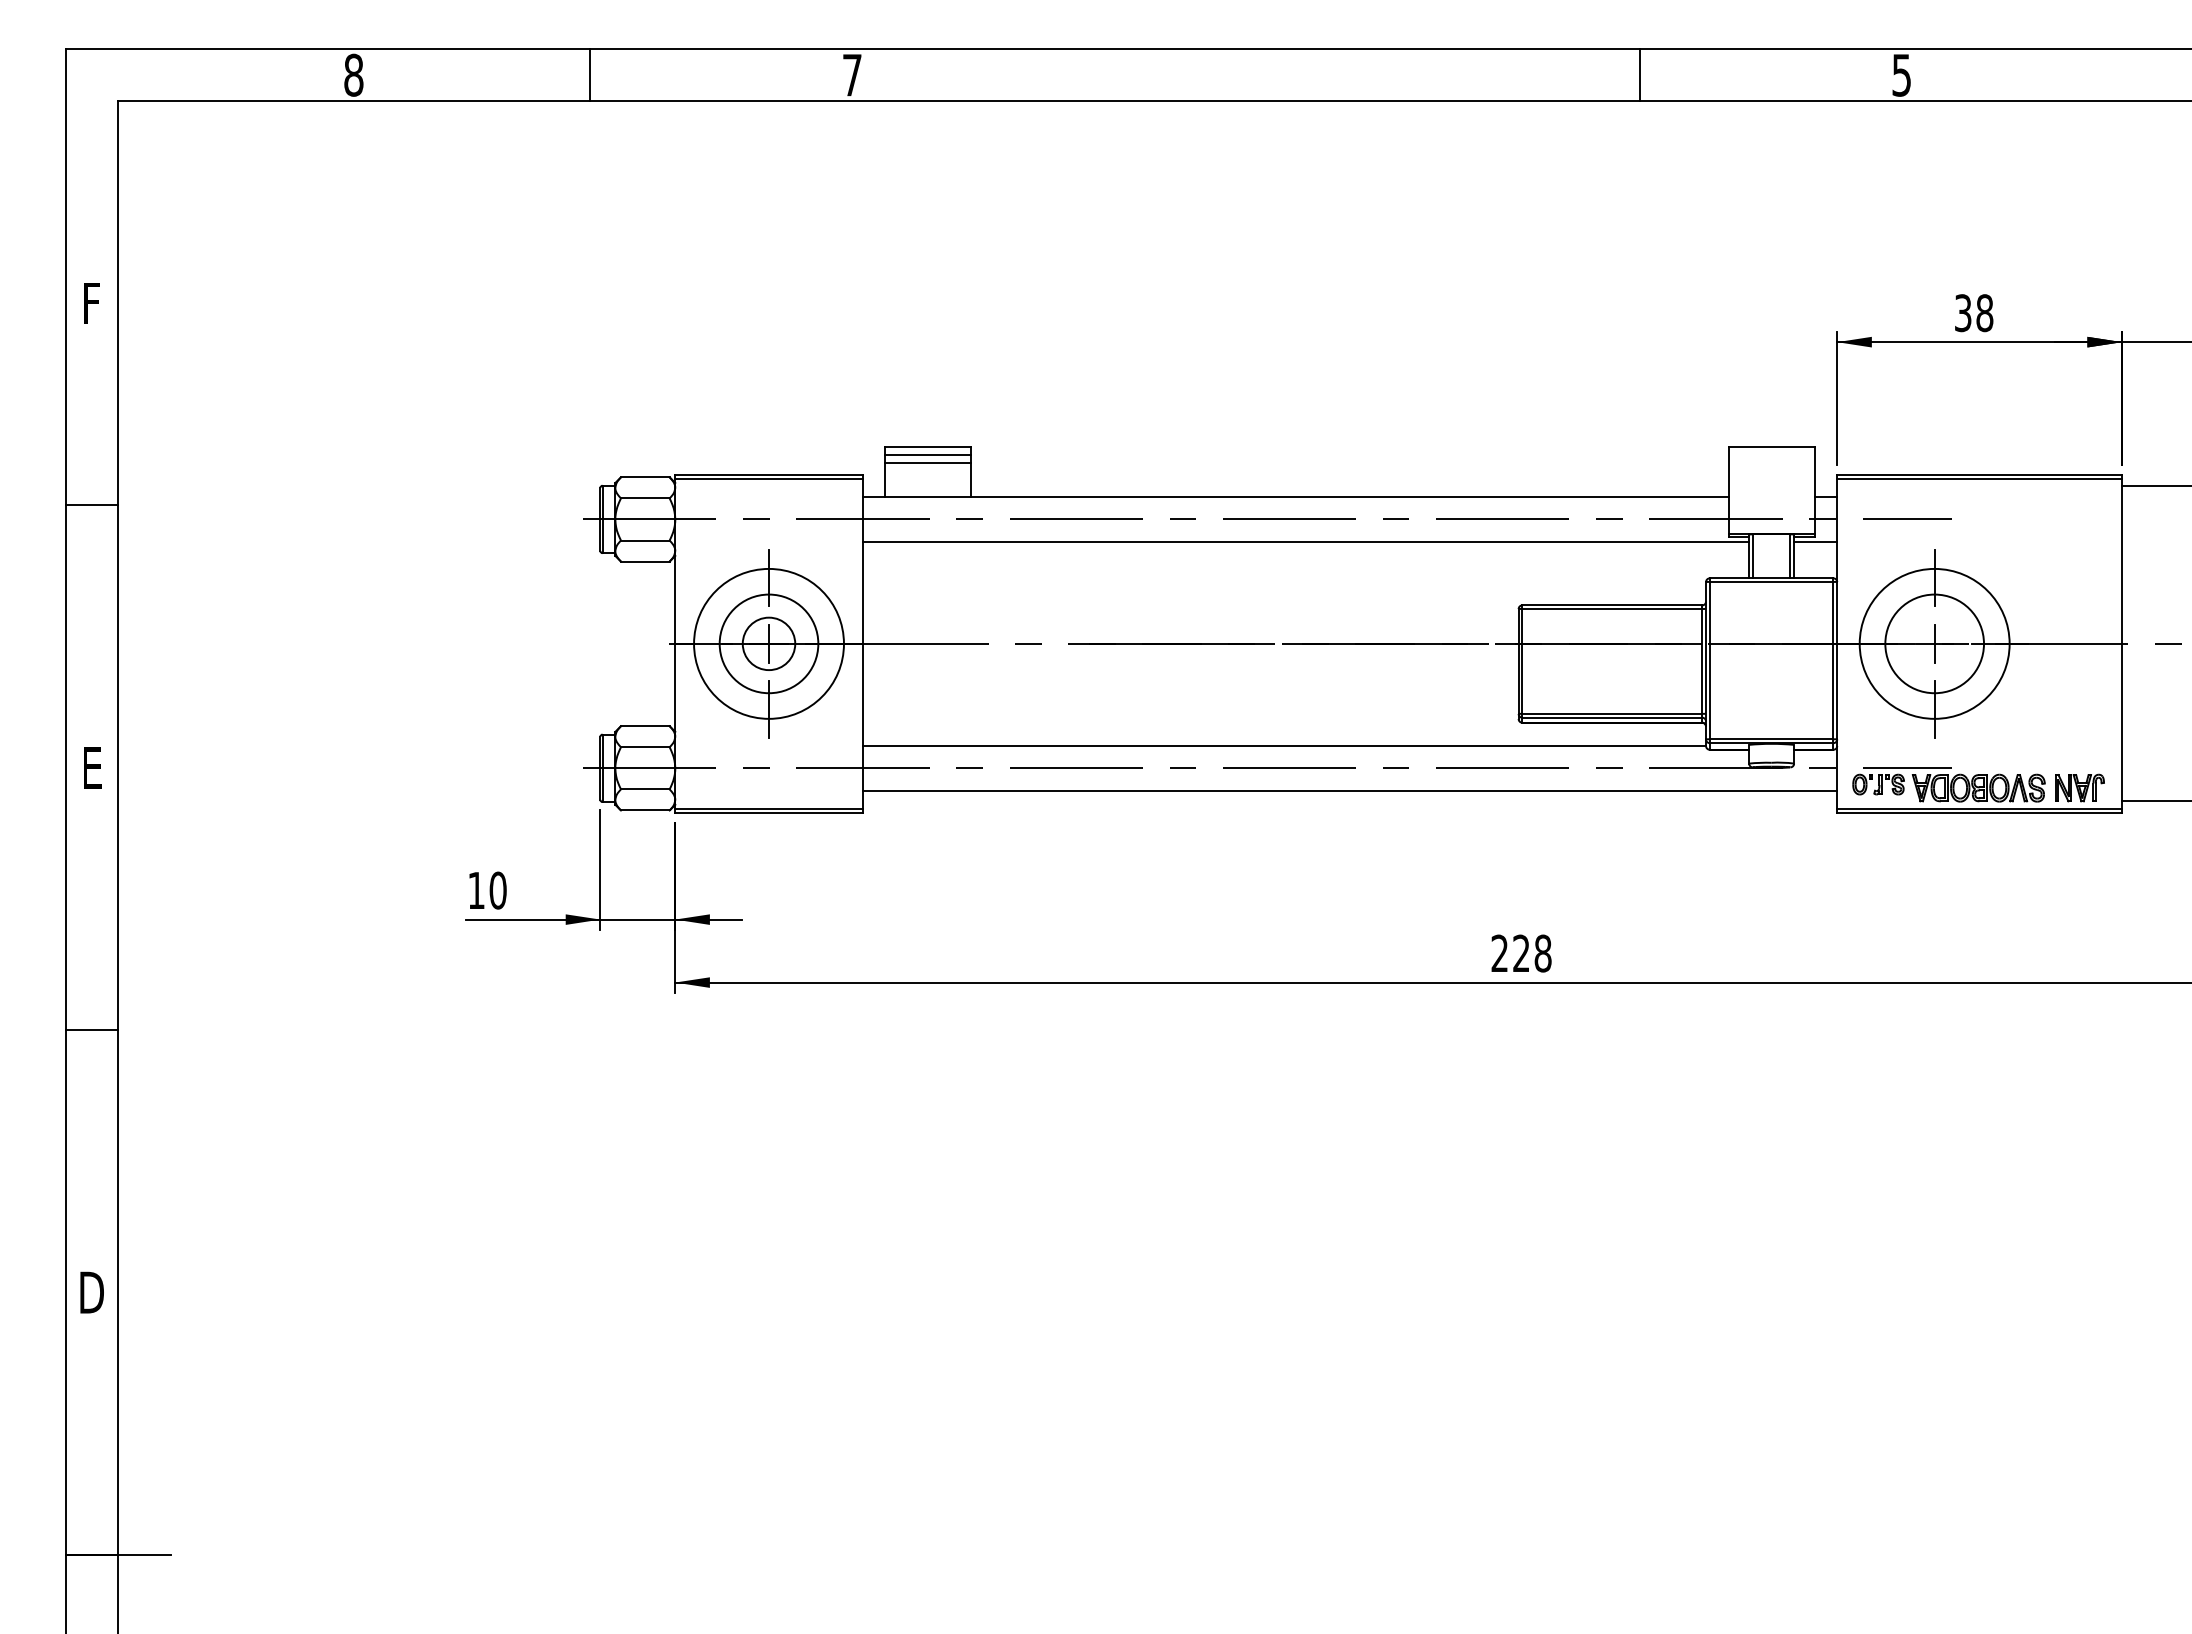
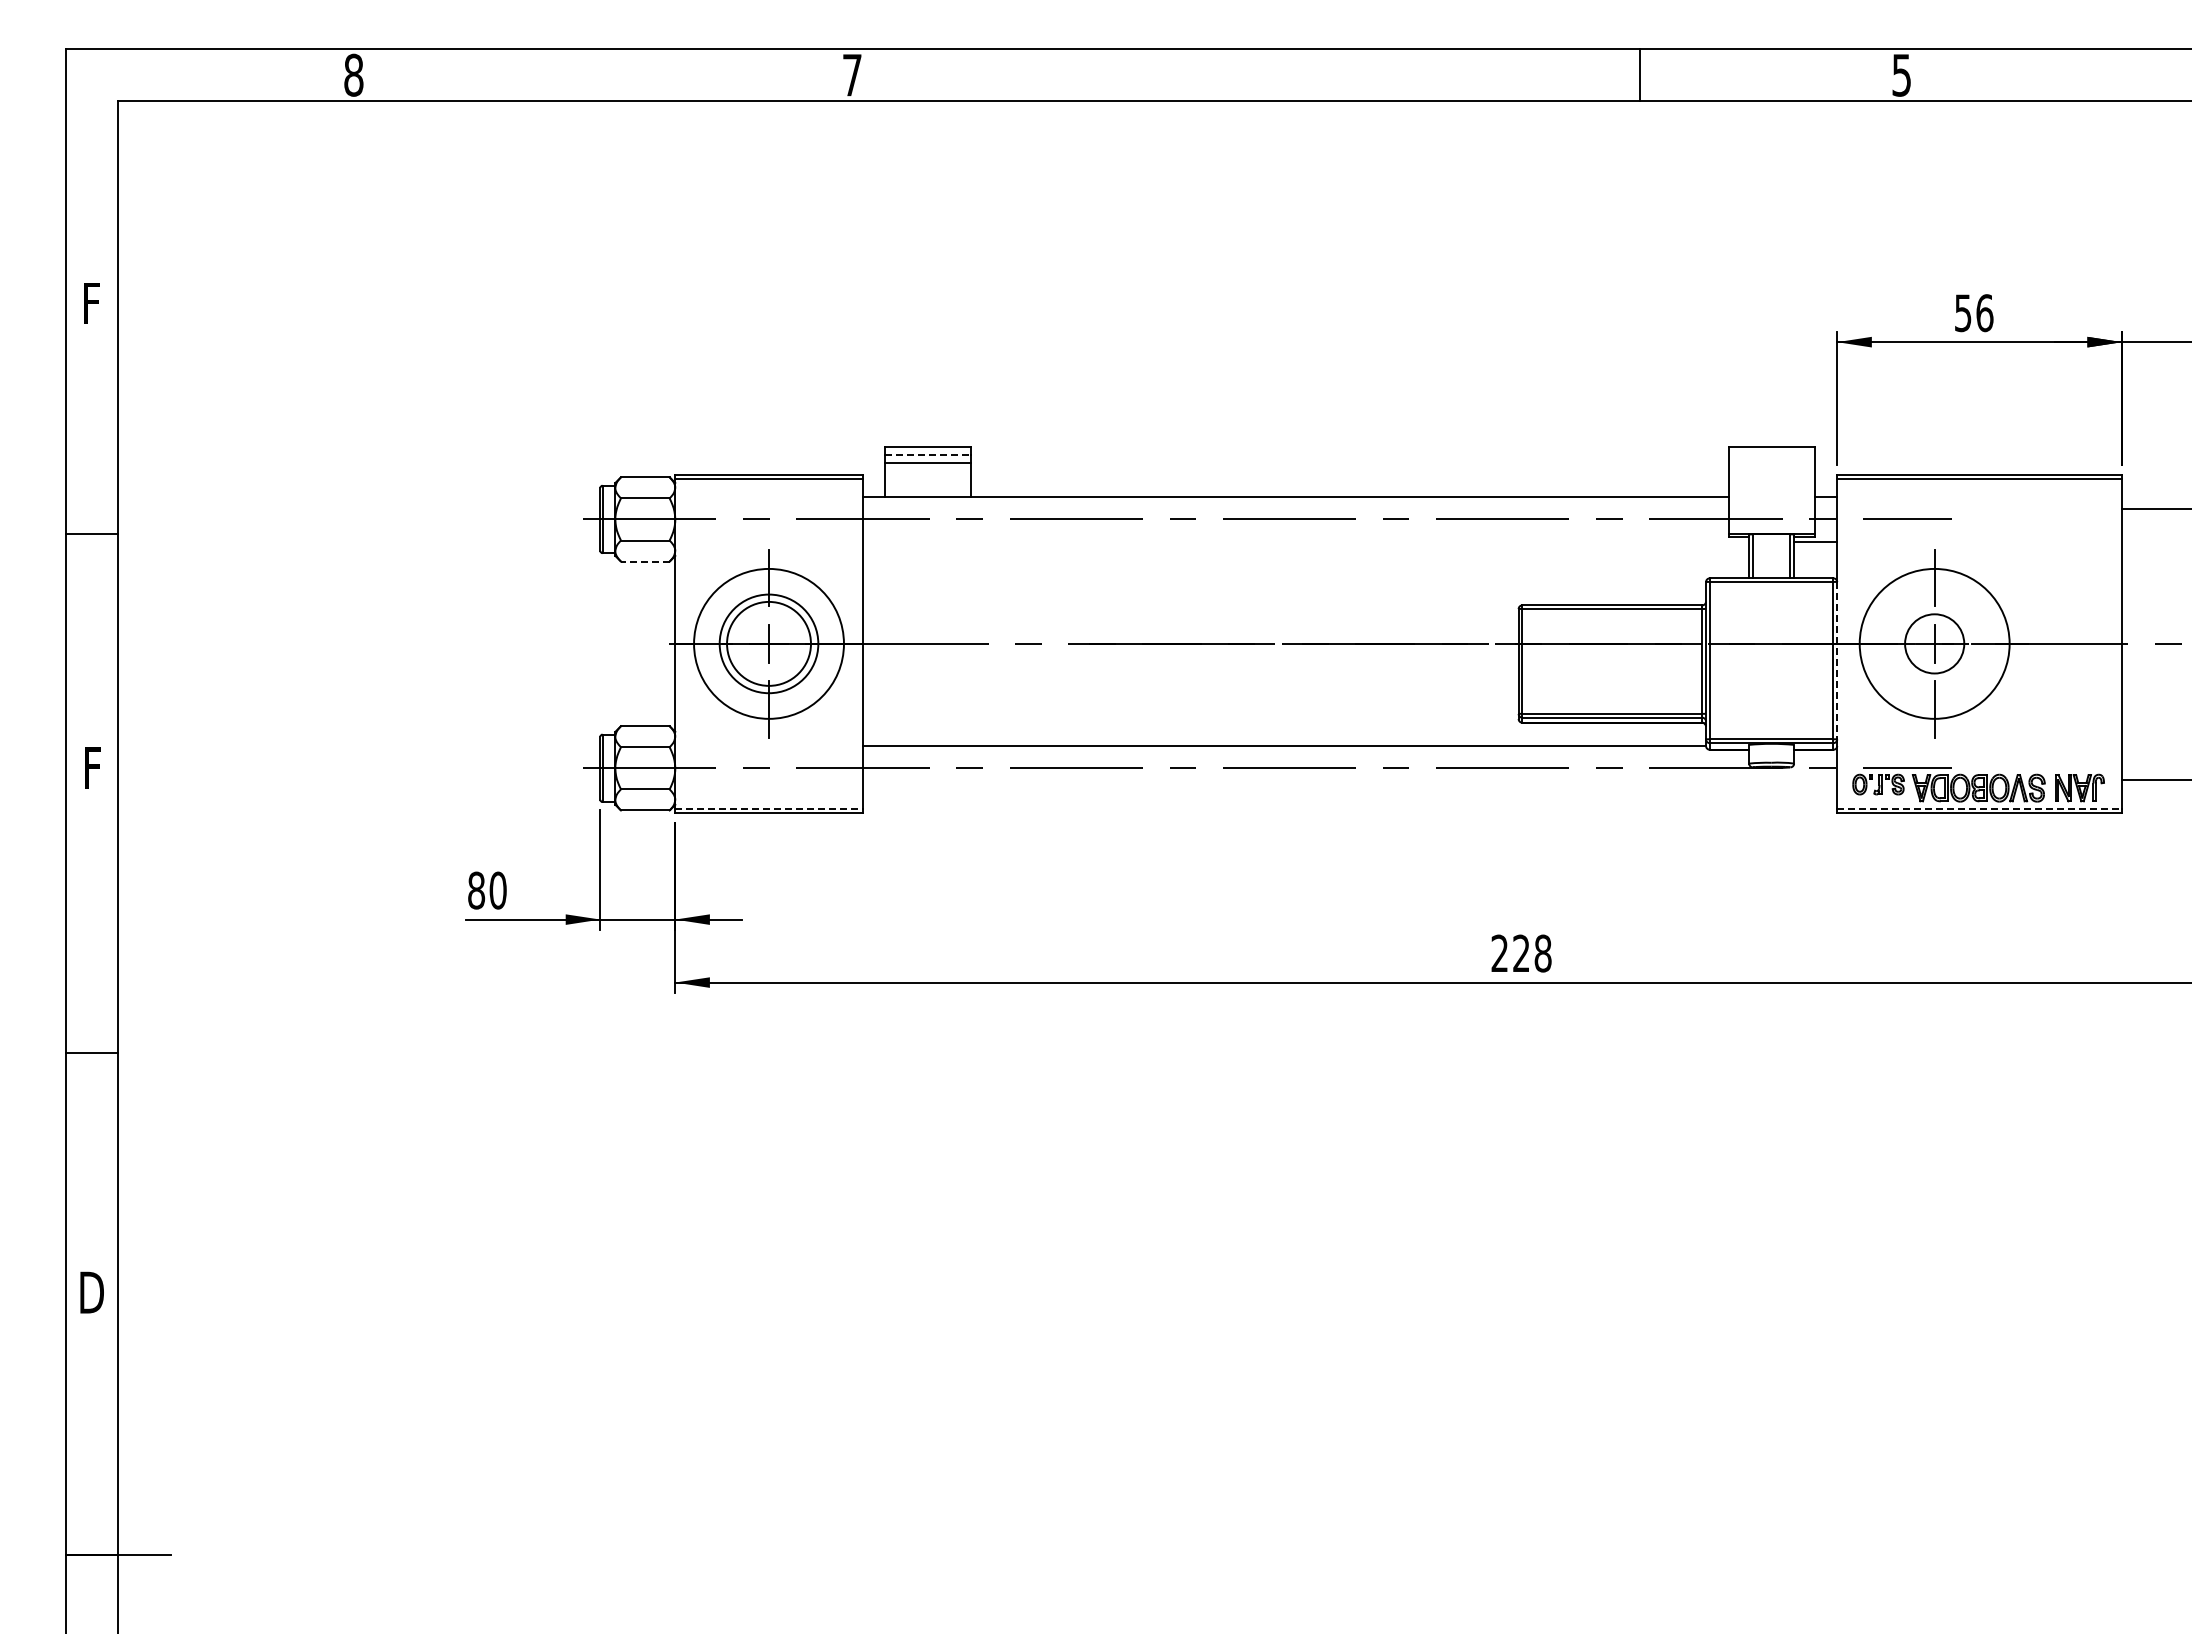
line: present -> none (590, 74)
text: 38 -> 56 (1974, 313)
line: solid -> dashed (928, 454)
line position: (2155, 486) -> (2155, 509) (2155, 509)
line position: (91, 505) -> (91, 534) (91, 534)
line: present -> none (1305, 541)
line: solid -> dashed (644, 561)
circle diameter: 52 px -> 84 px (768, 643)
circle diameter: 99 px -> 59 px (1934, 643)
line: solid -> dashed (1837, 660)
text: E -> F (92, 767)
line: present -> none (1349, 790)
line position: (2155, 801) -> (2155, 780) (2155, 780)
line: solid -> dashed (769, 808)
line: solid -> dashed (1980, 808)
text: 10 -> 80 (476, 890)
line position: (91, 1030) -> (91, 1053) (91, 1053)
